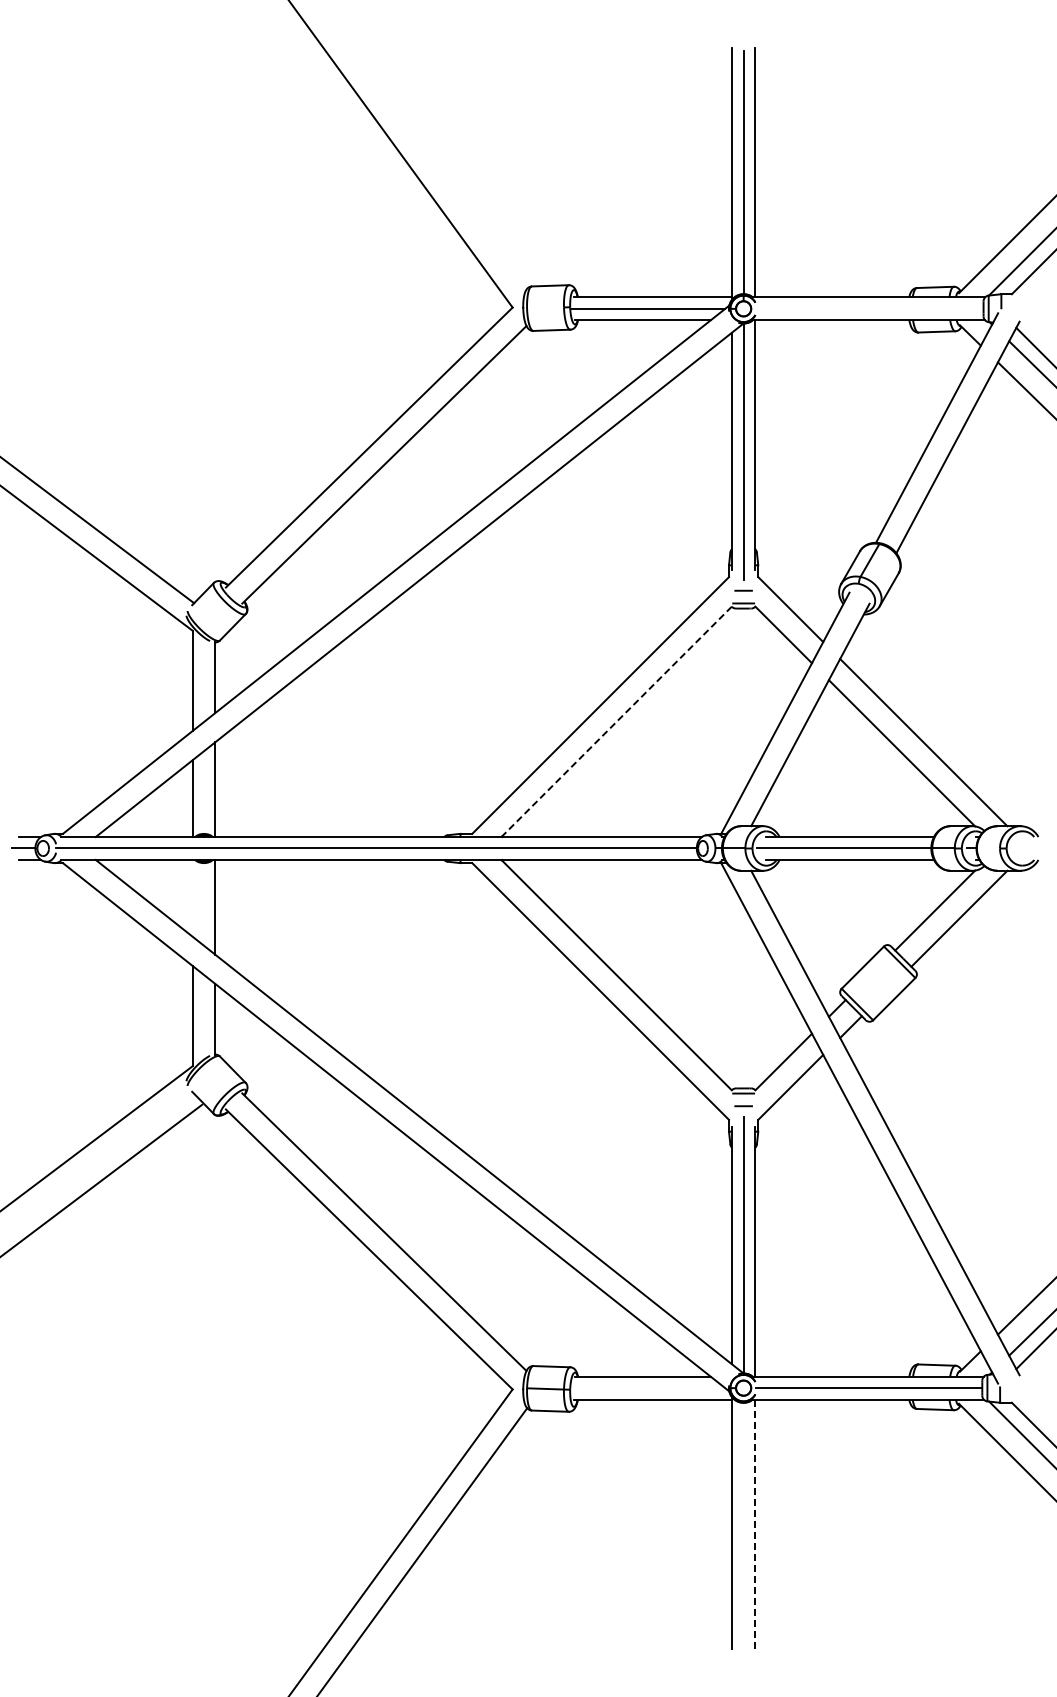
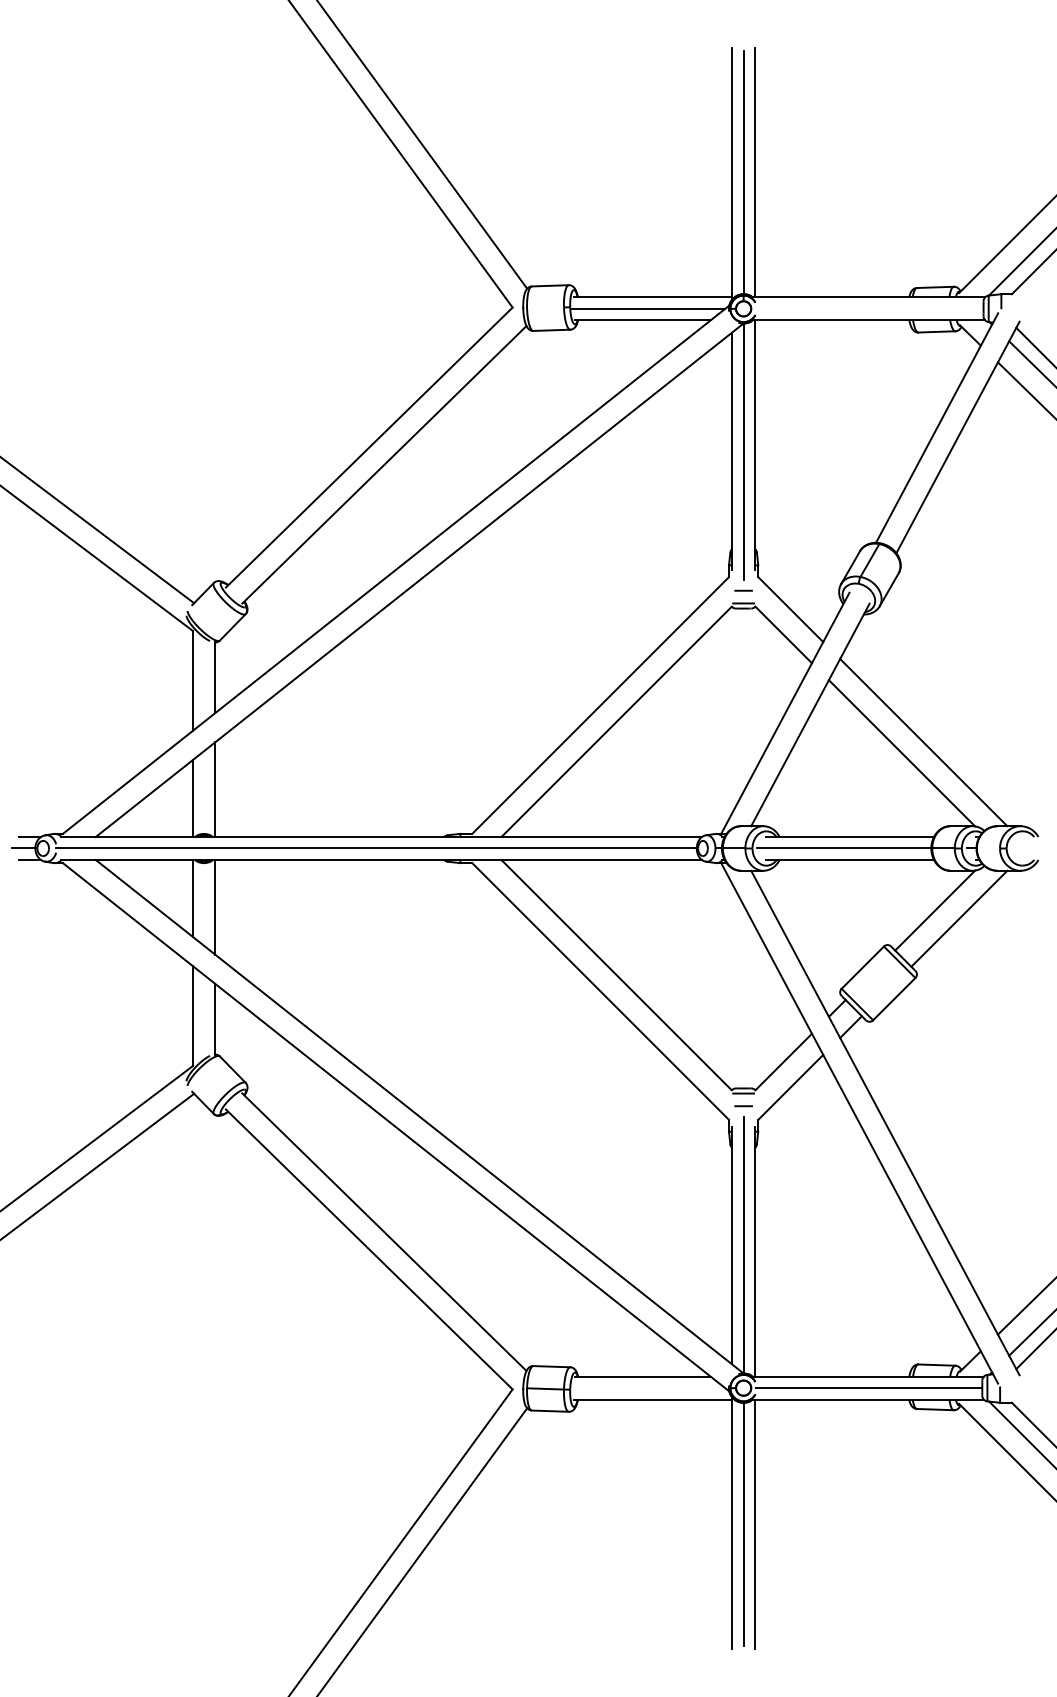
line: none -> present (422, 145)
line: dashed -> solid (616, 721)
line: none -> present (192, 897)
line position: (102, 1179) -> (98, 1165) (98, 1165)
line: none -> present (743, 1523)
line: dashed -> solid (755, 1524)
